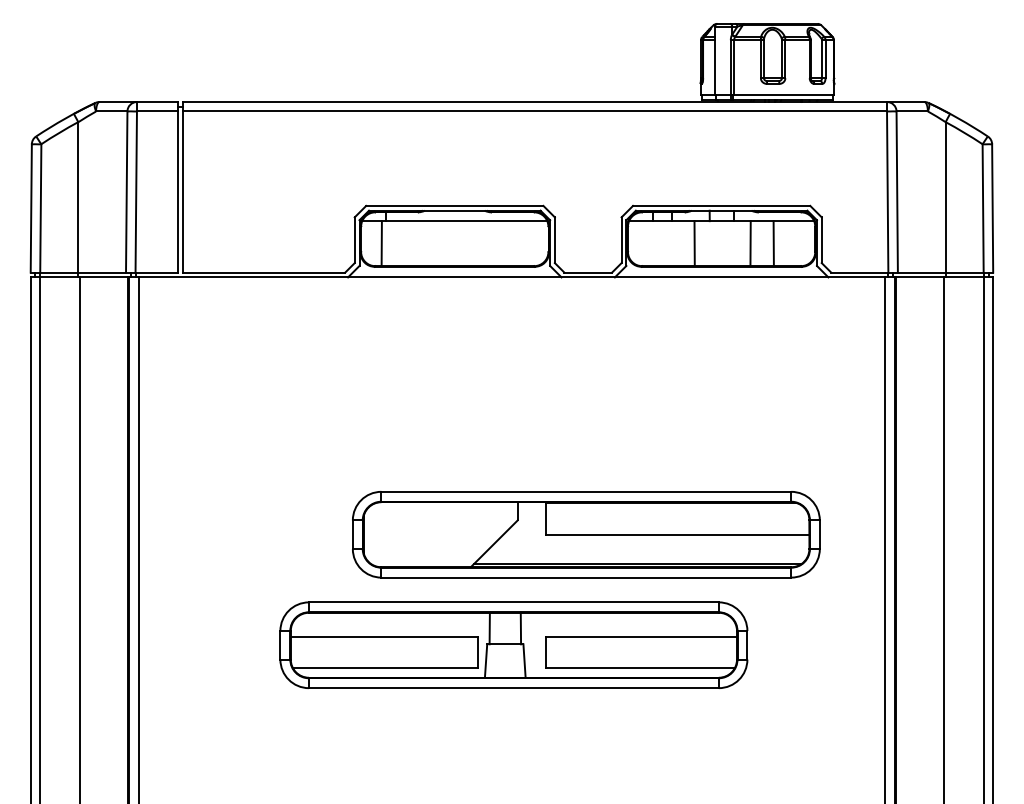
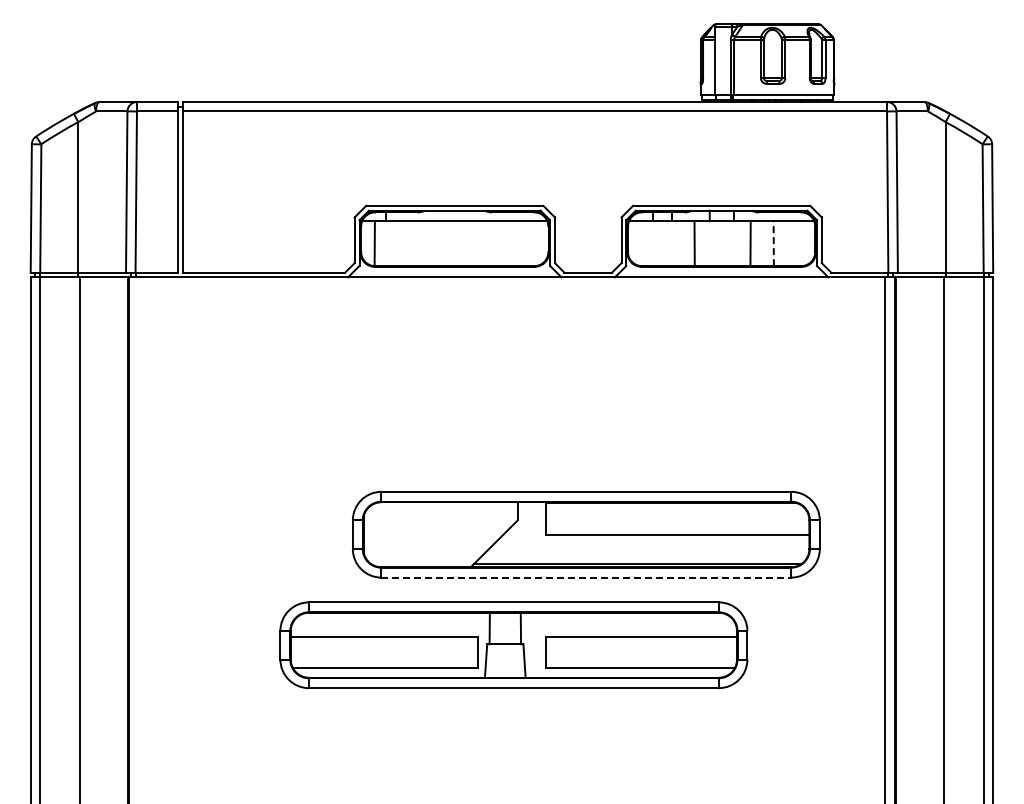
line position: (381, 243) -> (374, 243) (374, 243)
line: solid -> dashed (773, 243)
line: present -> none (138, 538)
line: solid -> dashed (586, 577)
